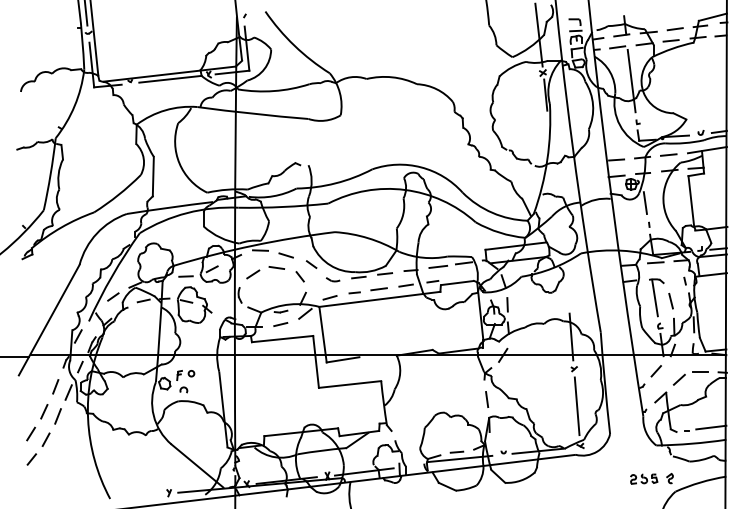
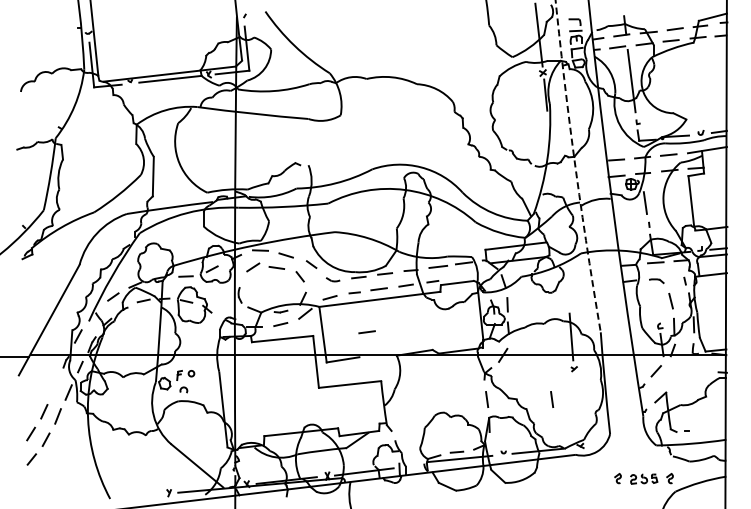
line: present -> none (86, 13)
arc: solid -> dashed (575, 166)
line position: (253, 274) -> (253, 267) (253, 267)
line: present -> none (654, 297)
line: none -> present (366, 332)
part: present -> none (690, 378)
line: present -> none (55, 386)
line: none -> present (552, 399)
line: present -> none (576, 406)
line: present -> none (711, 427)
part: none -> present (617, 478)
